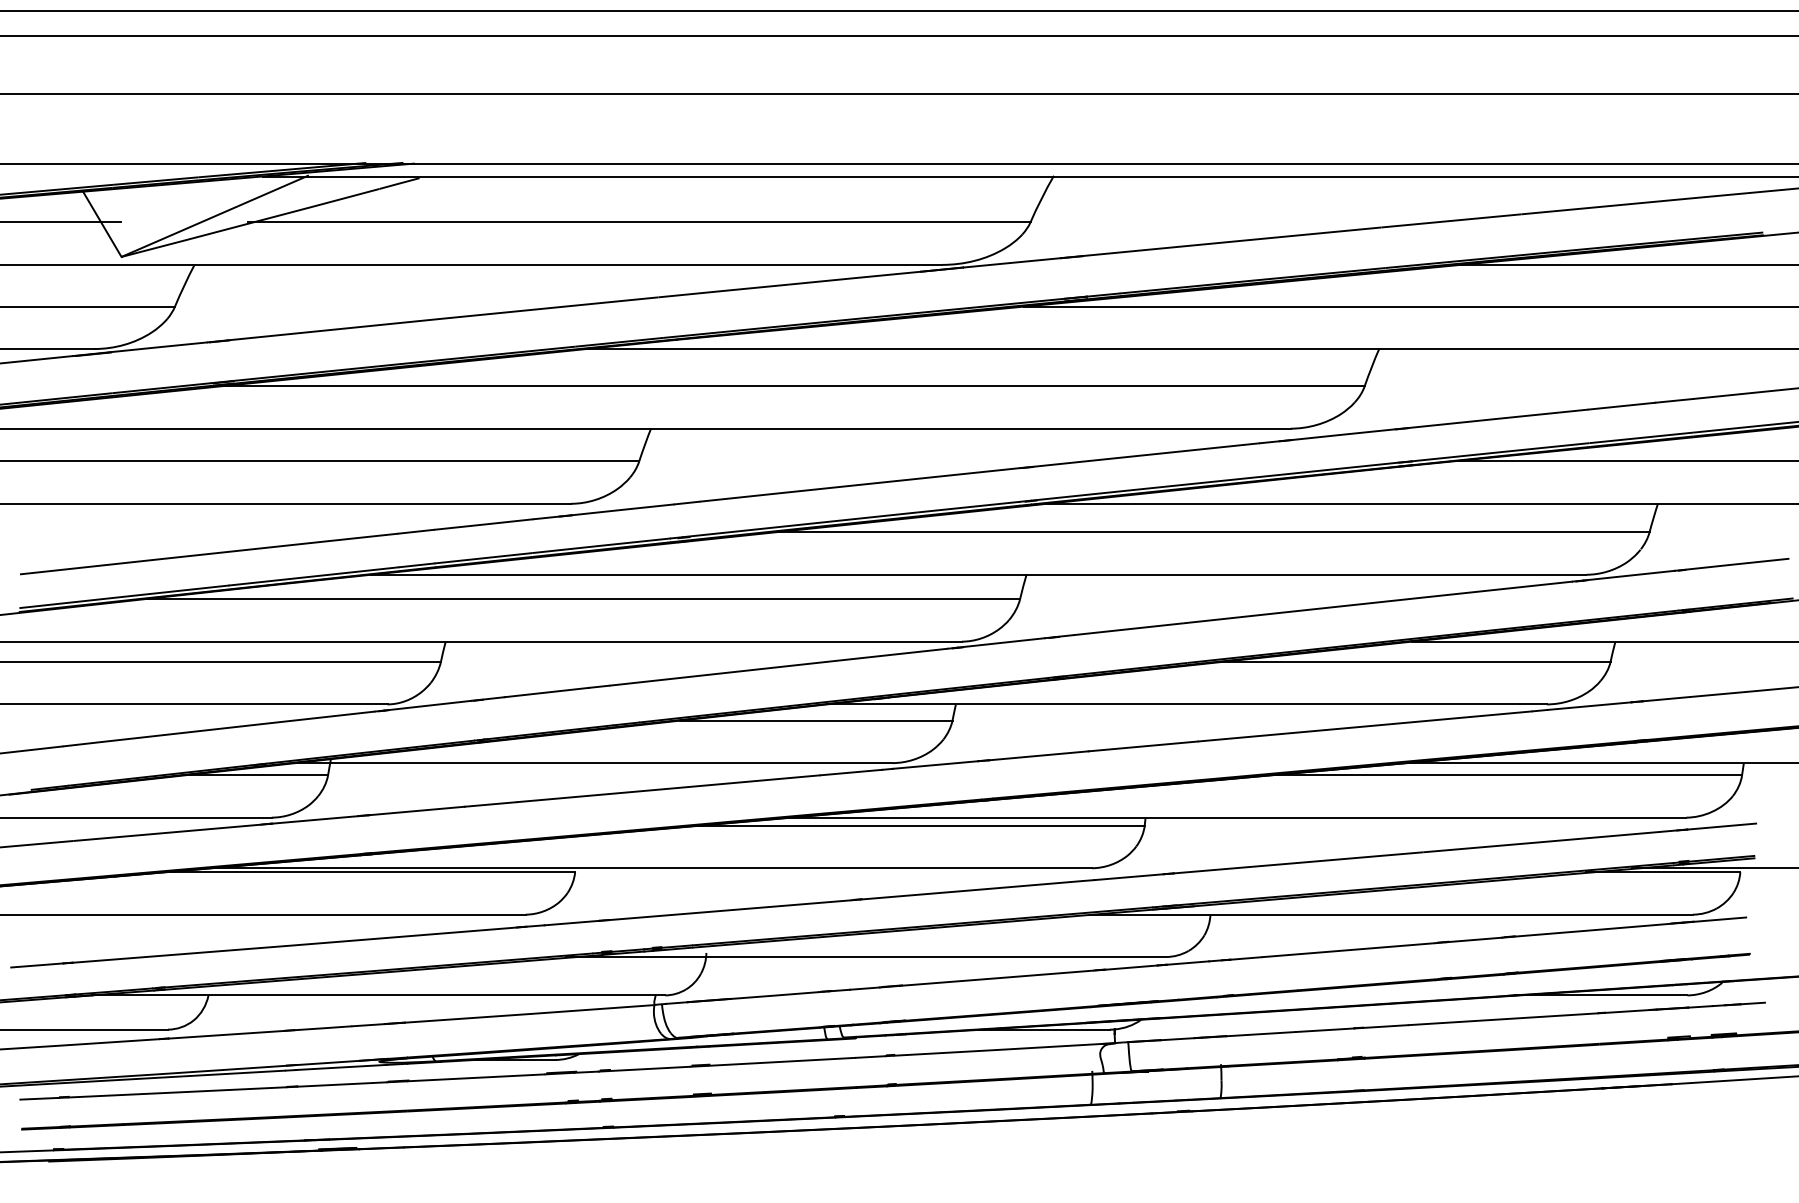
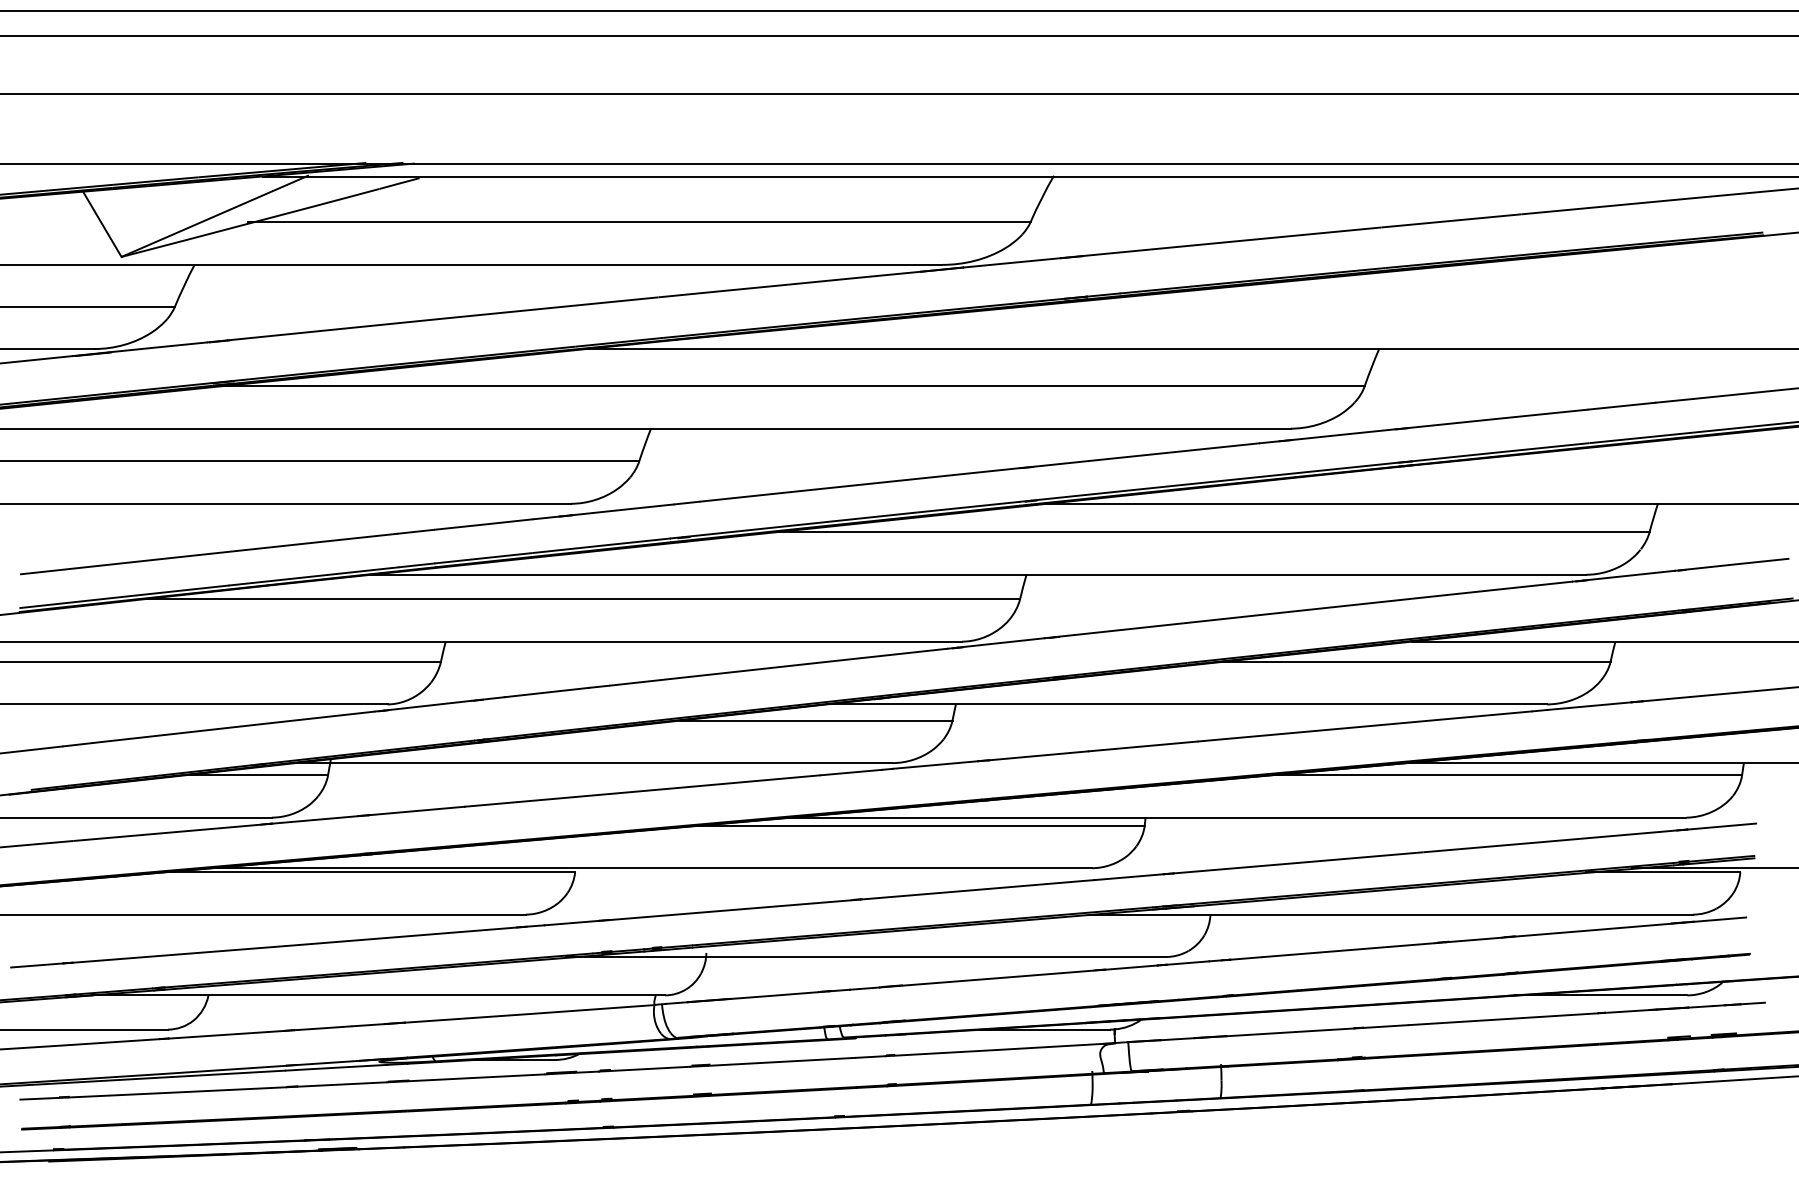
line: present -> none (61, 222)
line: present -> none (1627, 264)
line: present -> none (1409, 306)
line: present -> none (1624, 461)
